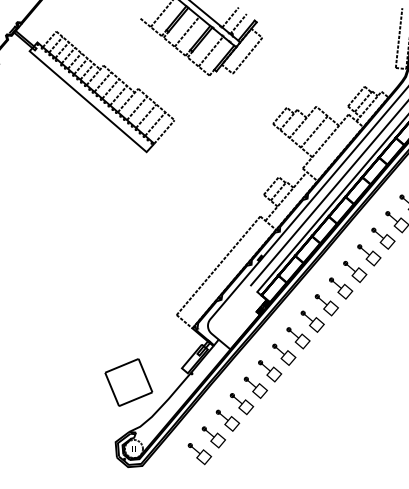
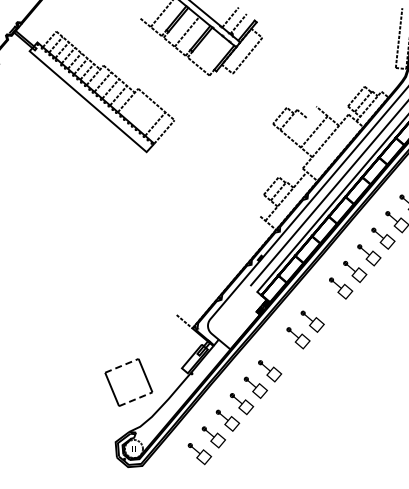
line: present -> none (210, 51)
line: present -> none (137, 108)
line: present -> none (146, 116)
line: present -> none (302, 122)
line: present -> none (218, 265)
part: present -> none (326, 305)
part: present -> none (284, 354)
line: solid -> dashed (122, 365)
line: solid -> dashed (136, 399)
